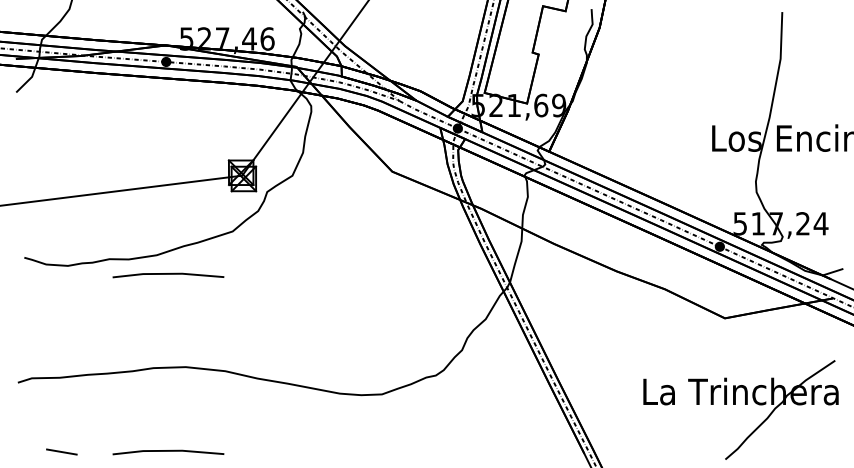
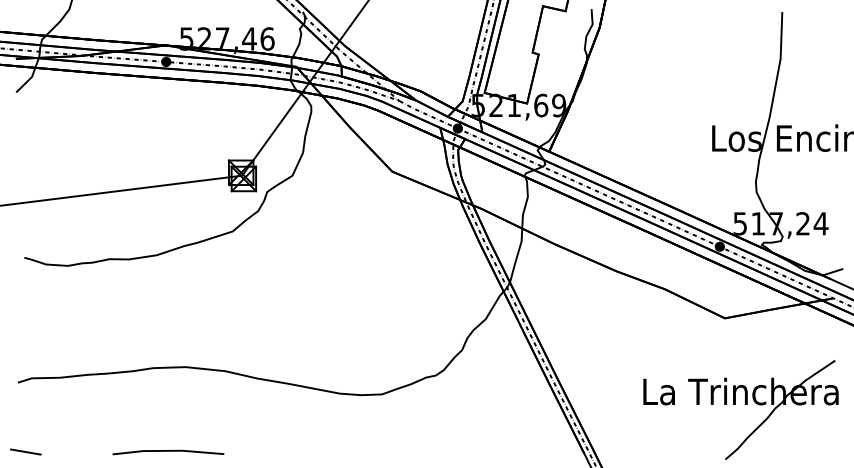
line: present -> none (168, 274)
line position: (61, 451) -> (25, 451) (25, 451)
